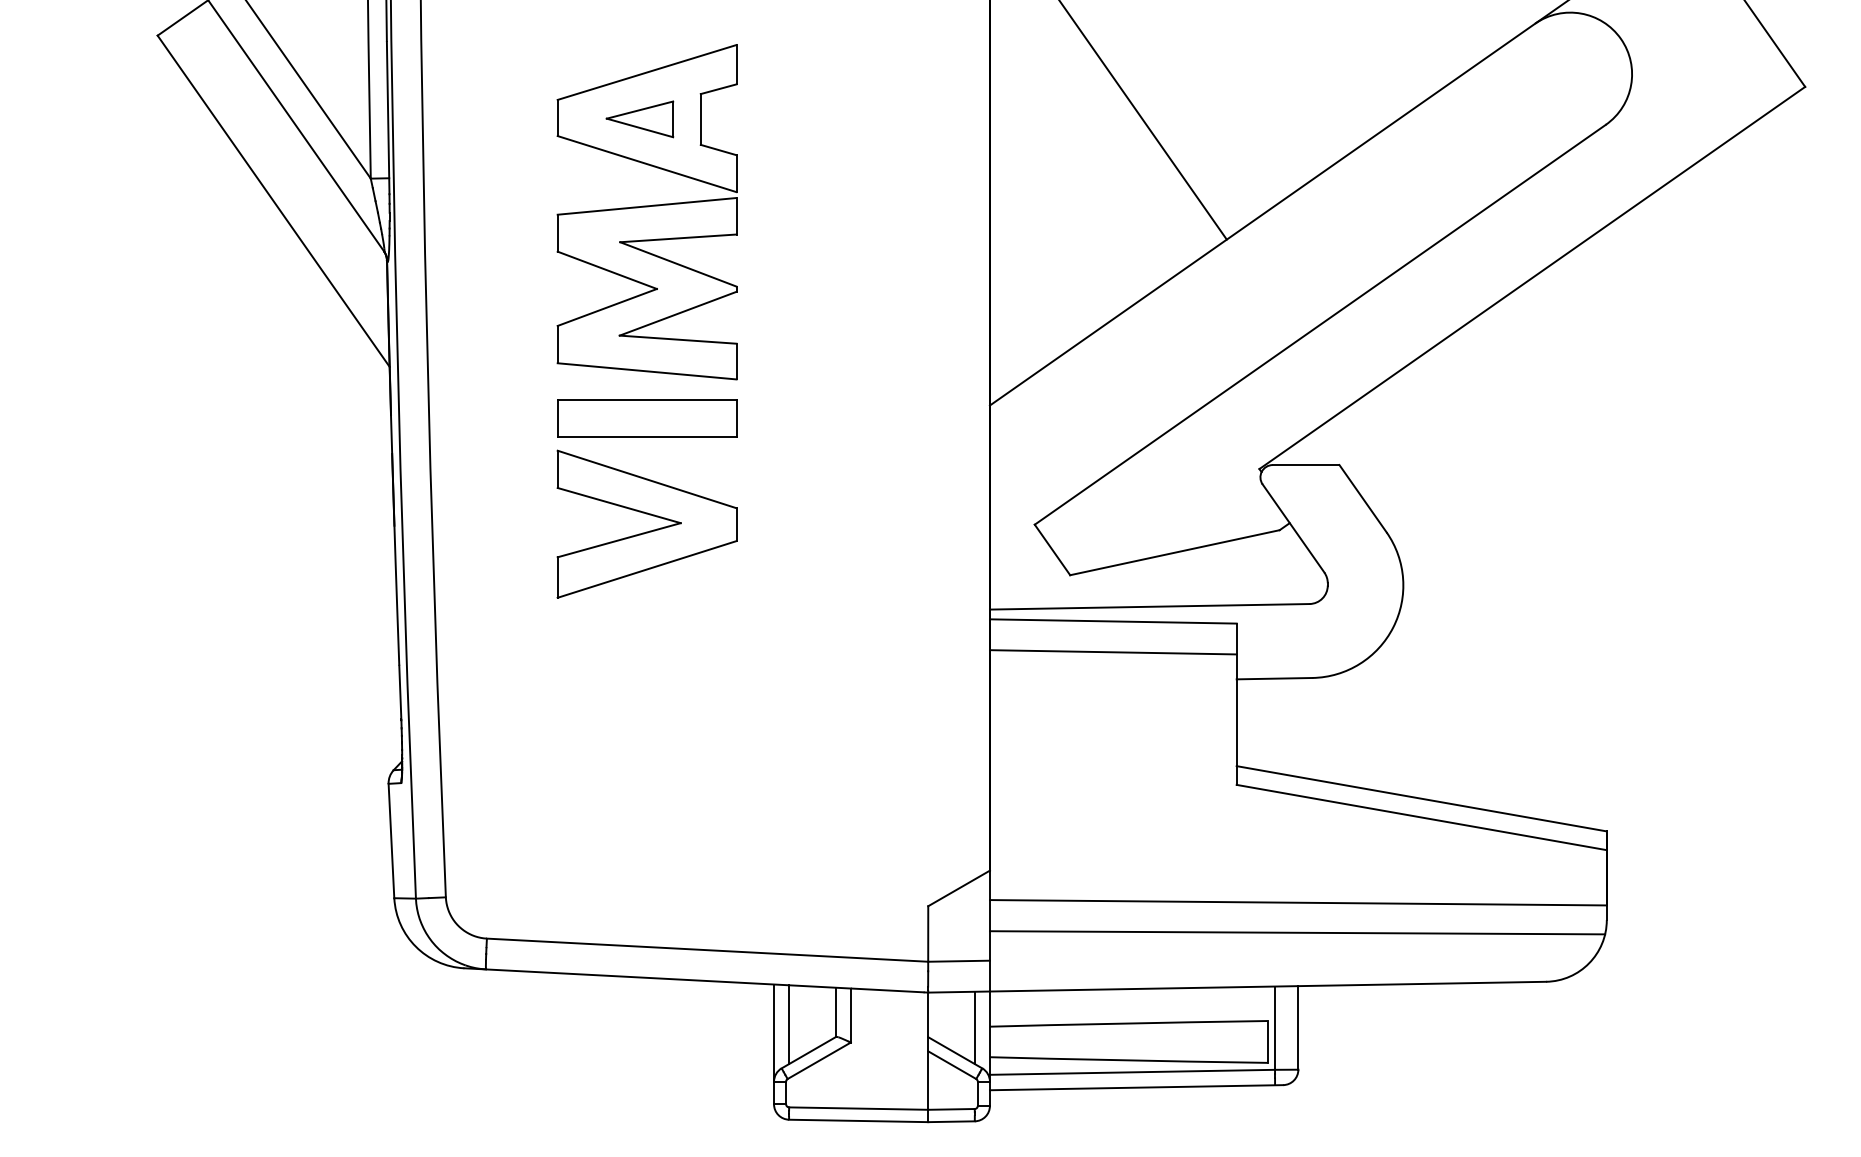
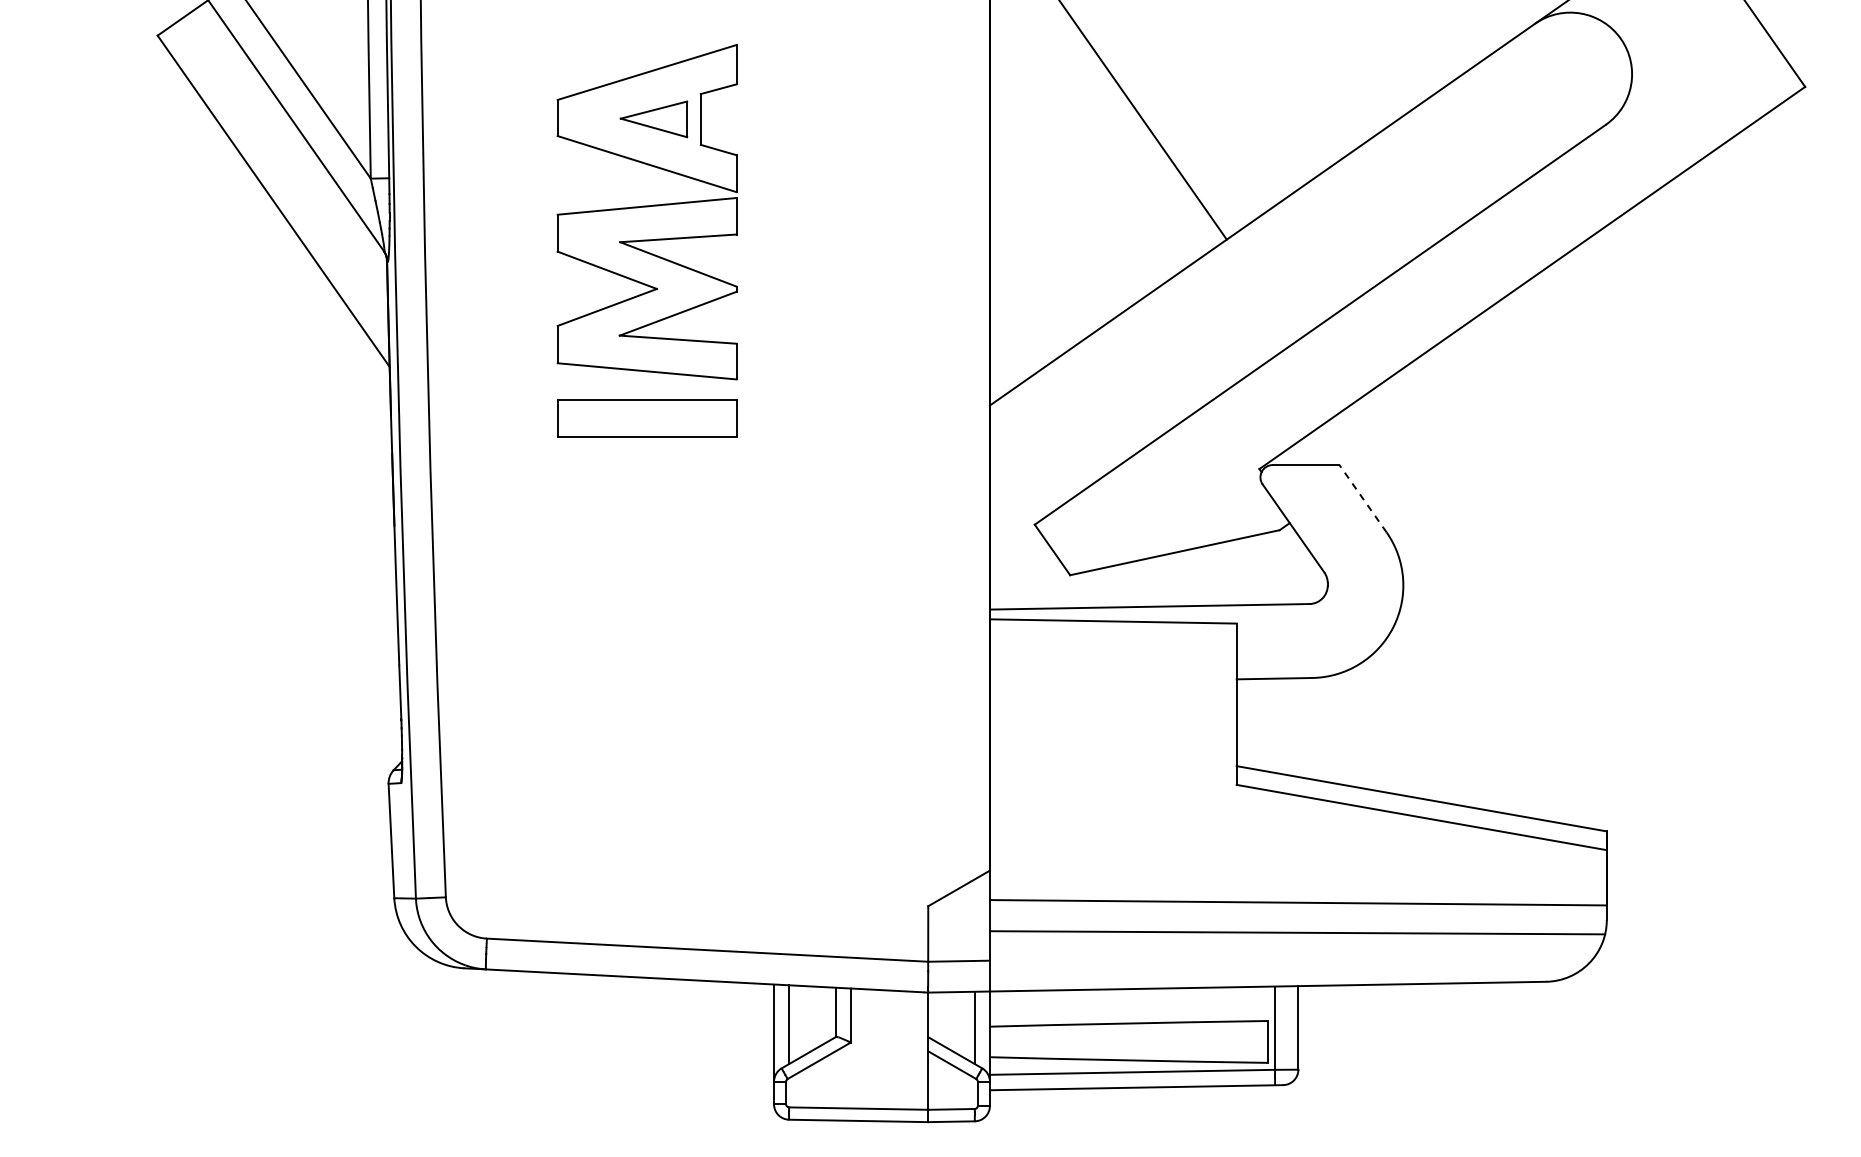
part position: (639, 119) -> (653, 119) (653, 119)
line: solid -> dashed (1362, 498)
part: present -> none (649, 530)
line: present -> none (1112, 652)
